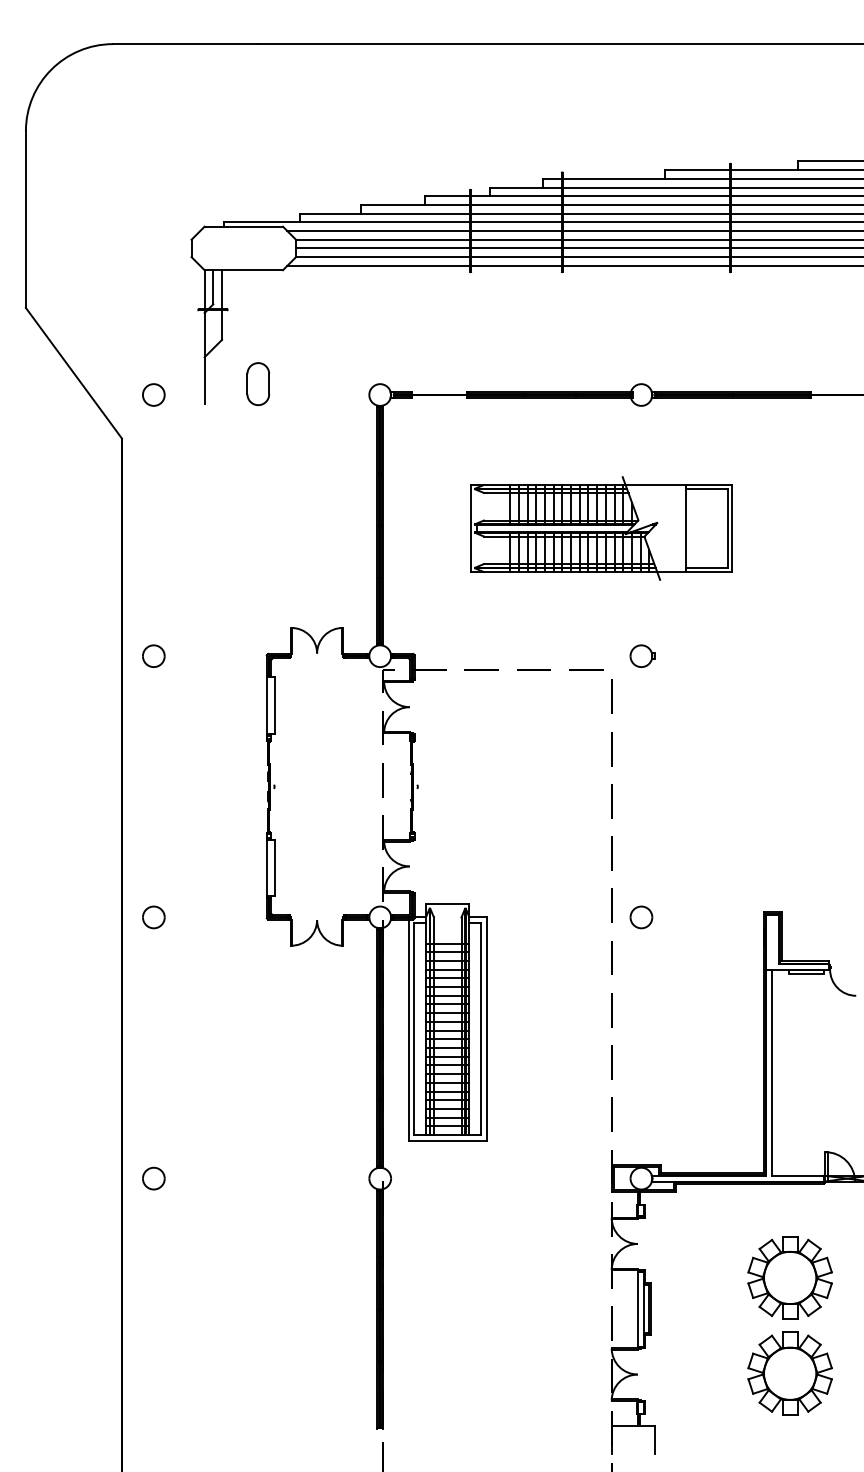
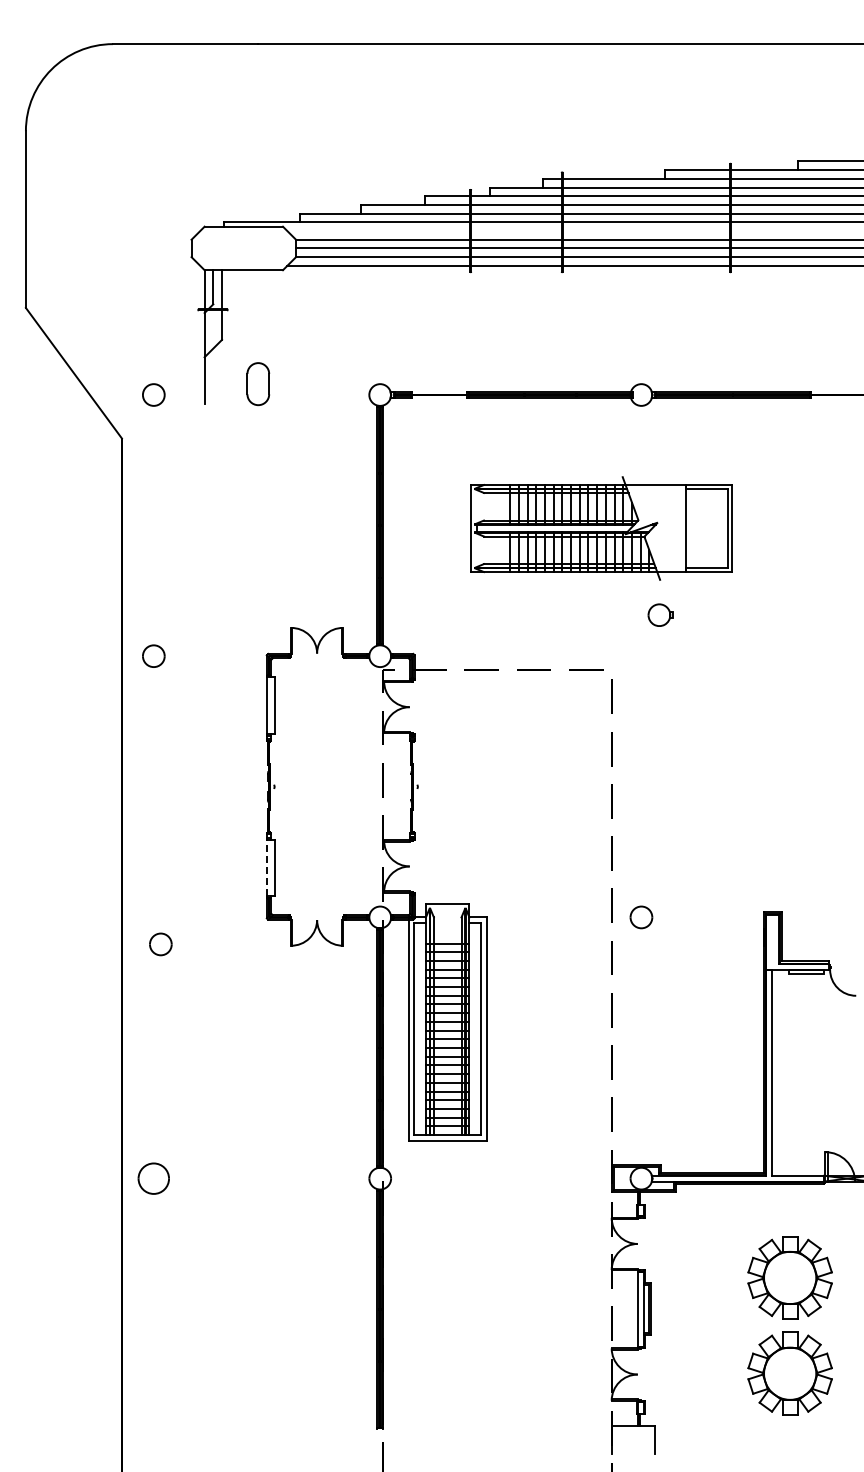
line: present -> none (573, 231)
part position: (642, 655) -> (660, 614) (660, 614)
line: solid -> dashed (266, 867)
part position: (153, 917) -> (160, 944) (160, 944)
part size: 24x25 px -> 33x33 px (153, 1178)
